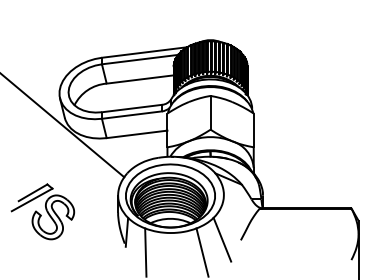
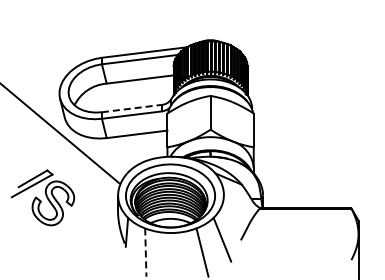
line: solid -> dashed (132, 108)
line position: (63, 126) -> (60, 134) (60, 134)
part position: (42, 211) -> (42, 197) (42, 197)
line: solid -> dashed (145, 253)
